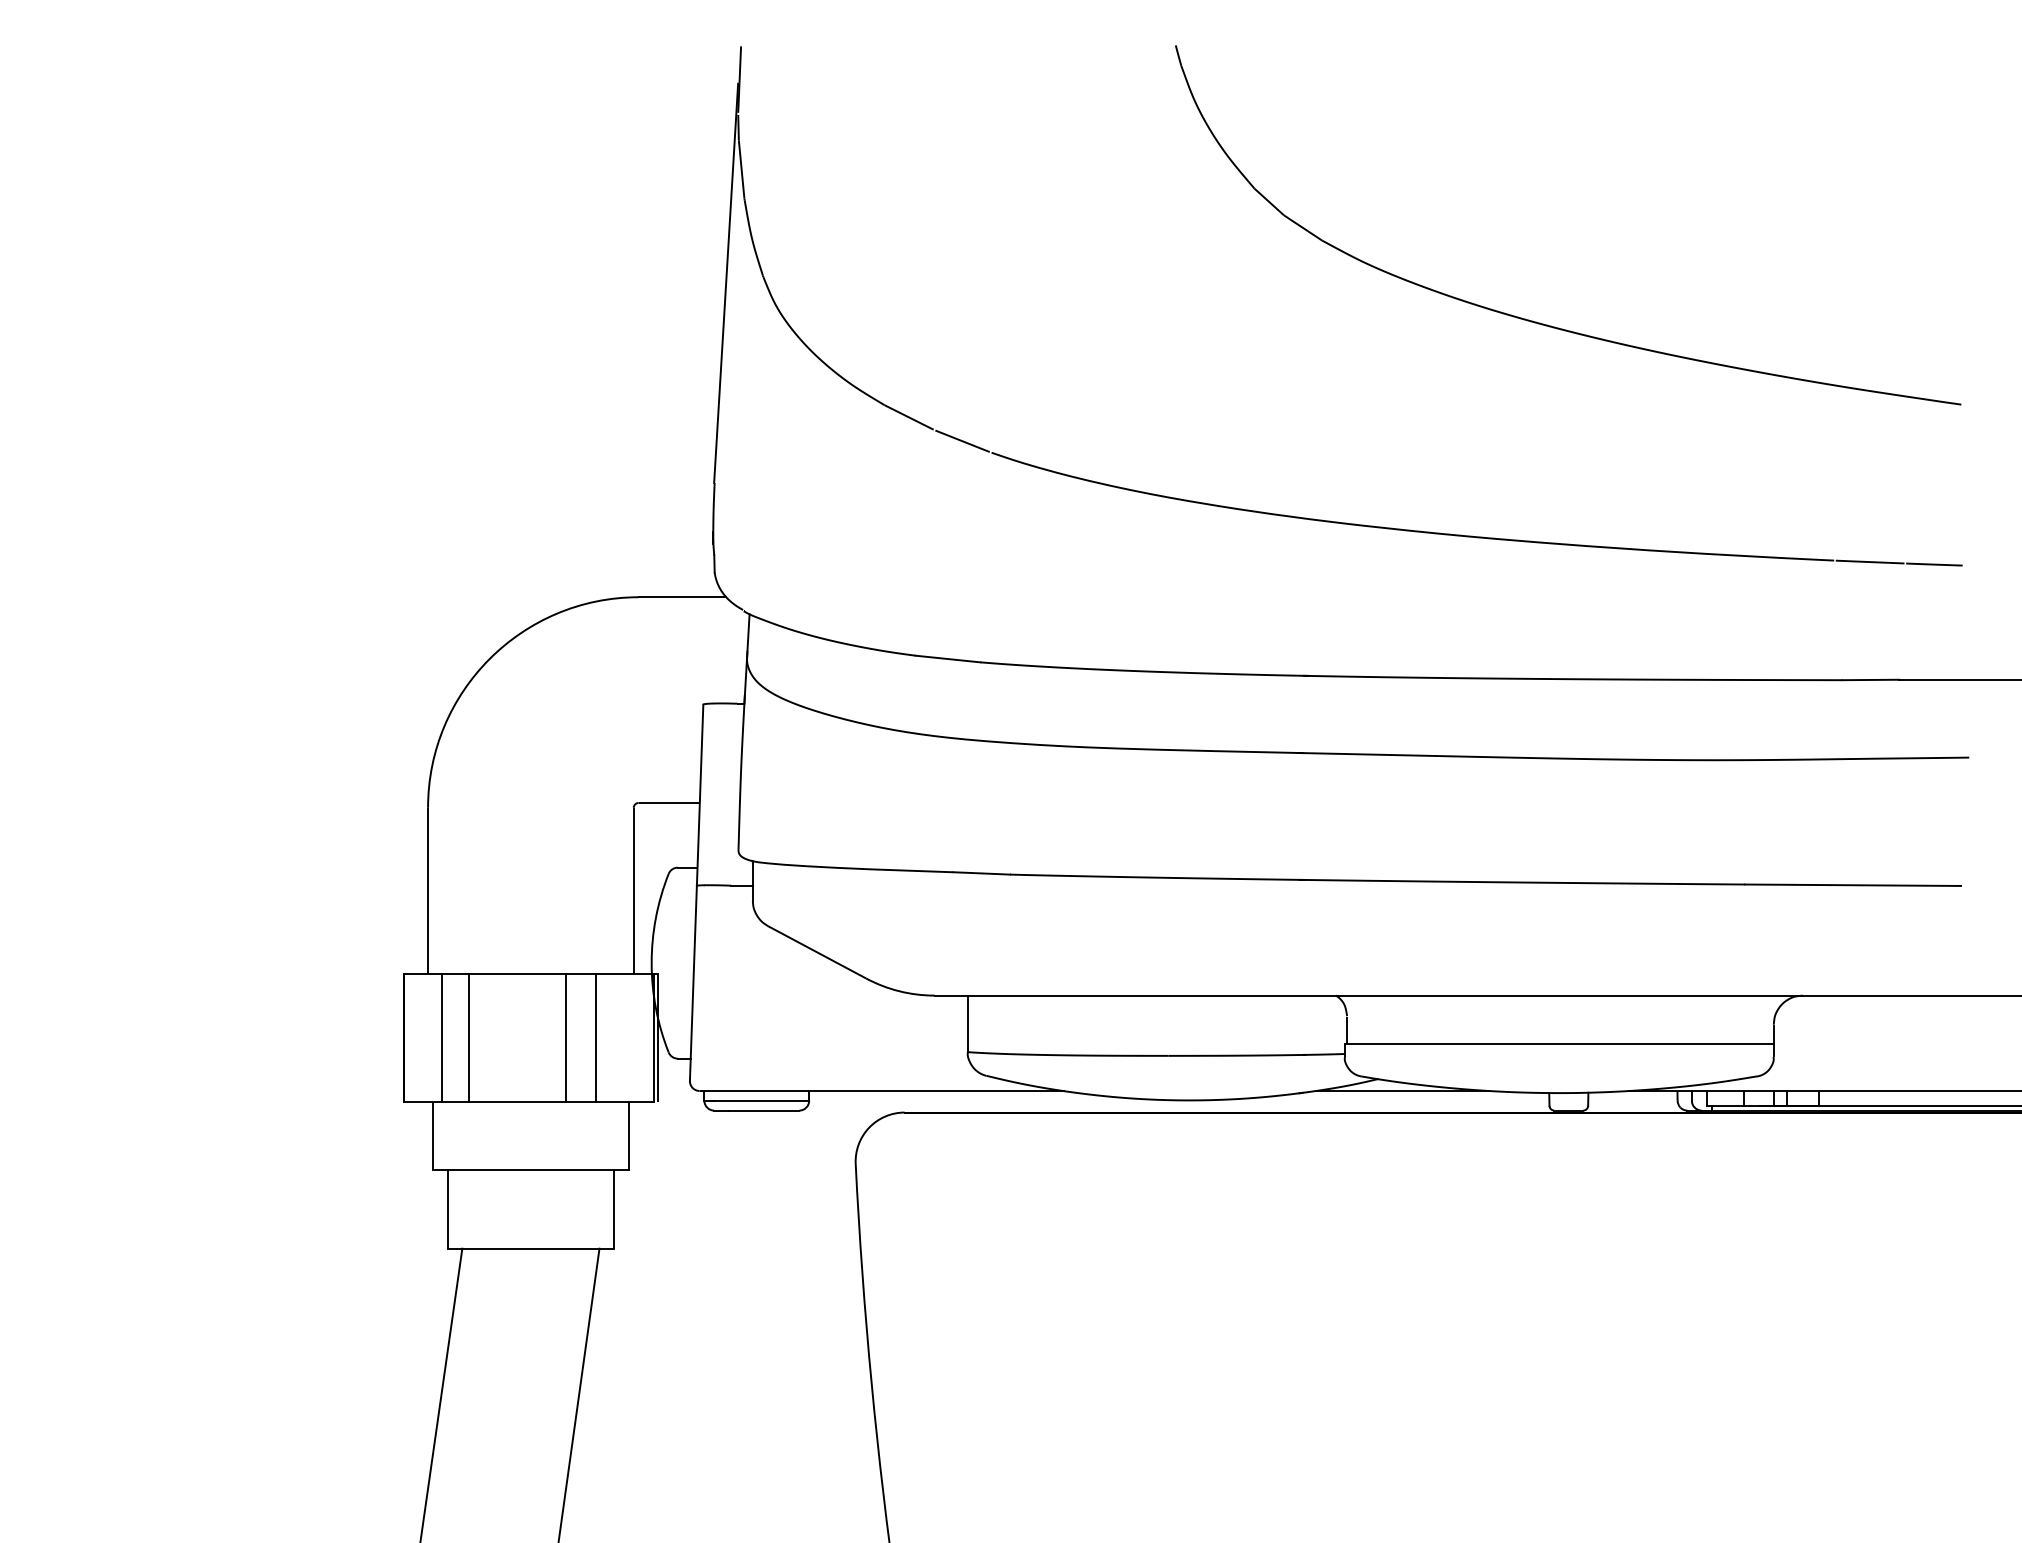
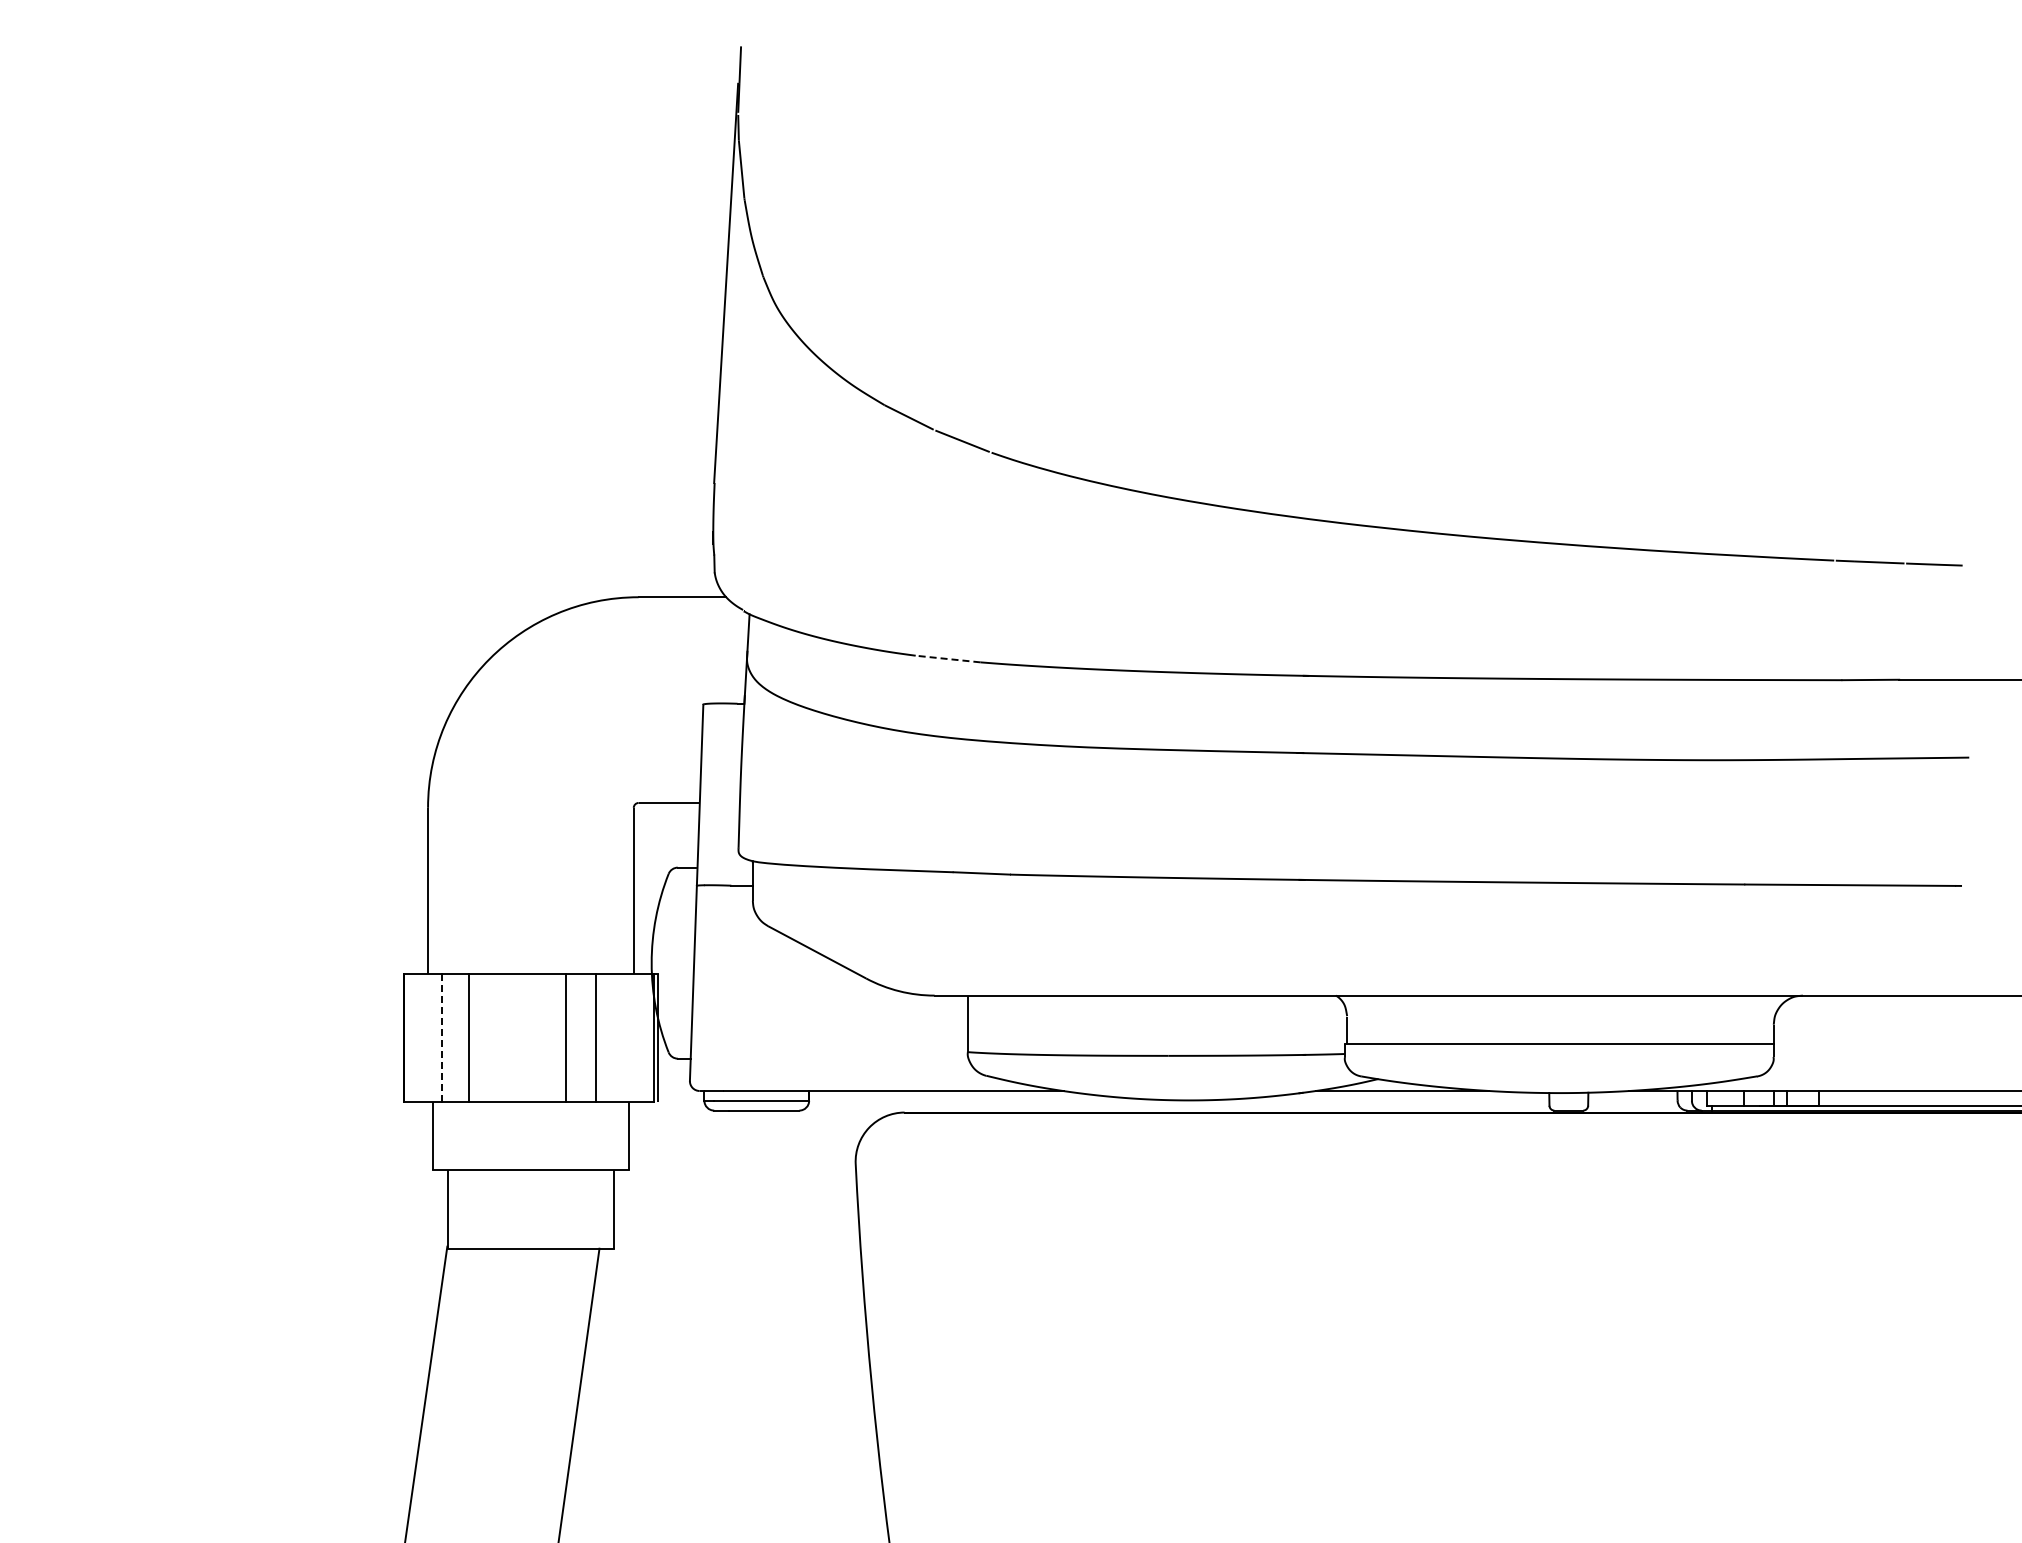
part: present -> none (1540, 322)
line: solid -> dashed (947, 658)
line: solid -> dashed (442, 1038)
line position: (441, 1393) -> (426, 1392) (426, 1392)
